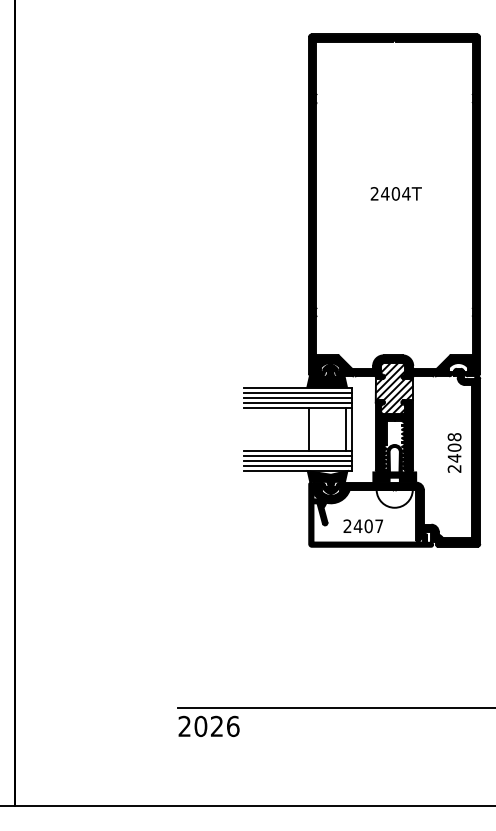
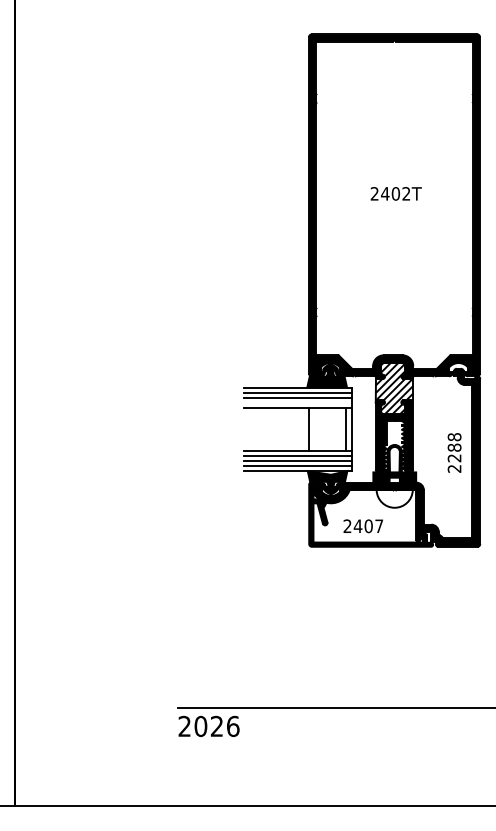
text: 2404T -> 2402T (406, 193)
line: present -> none (297, 403)
text: 2408 -> 2288 (454, 452)
